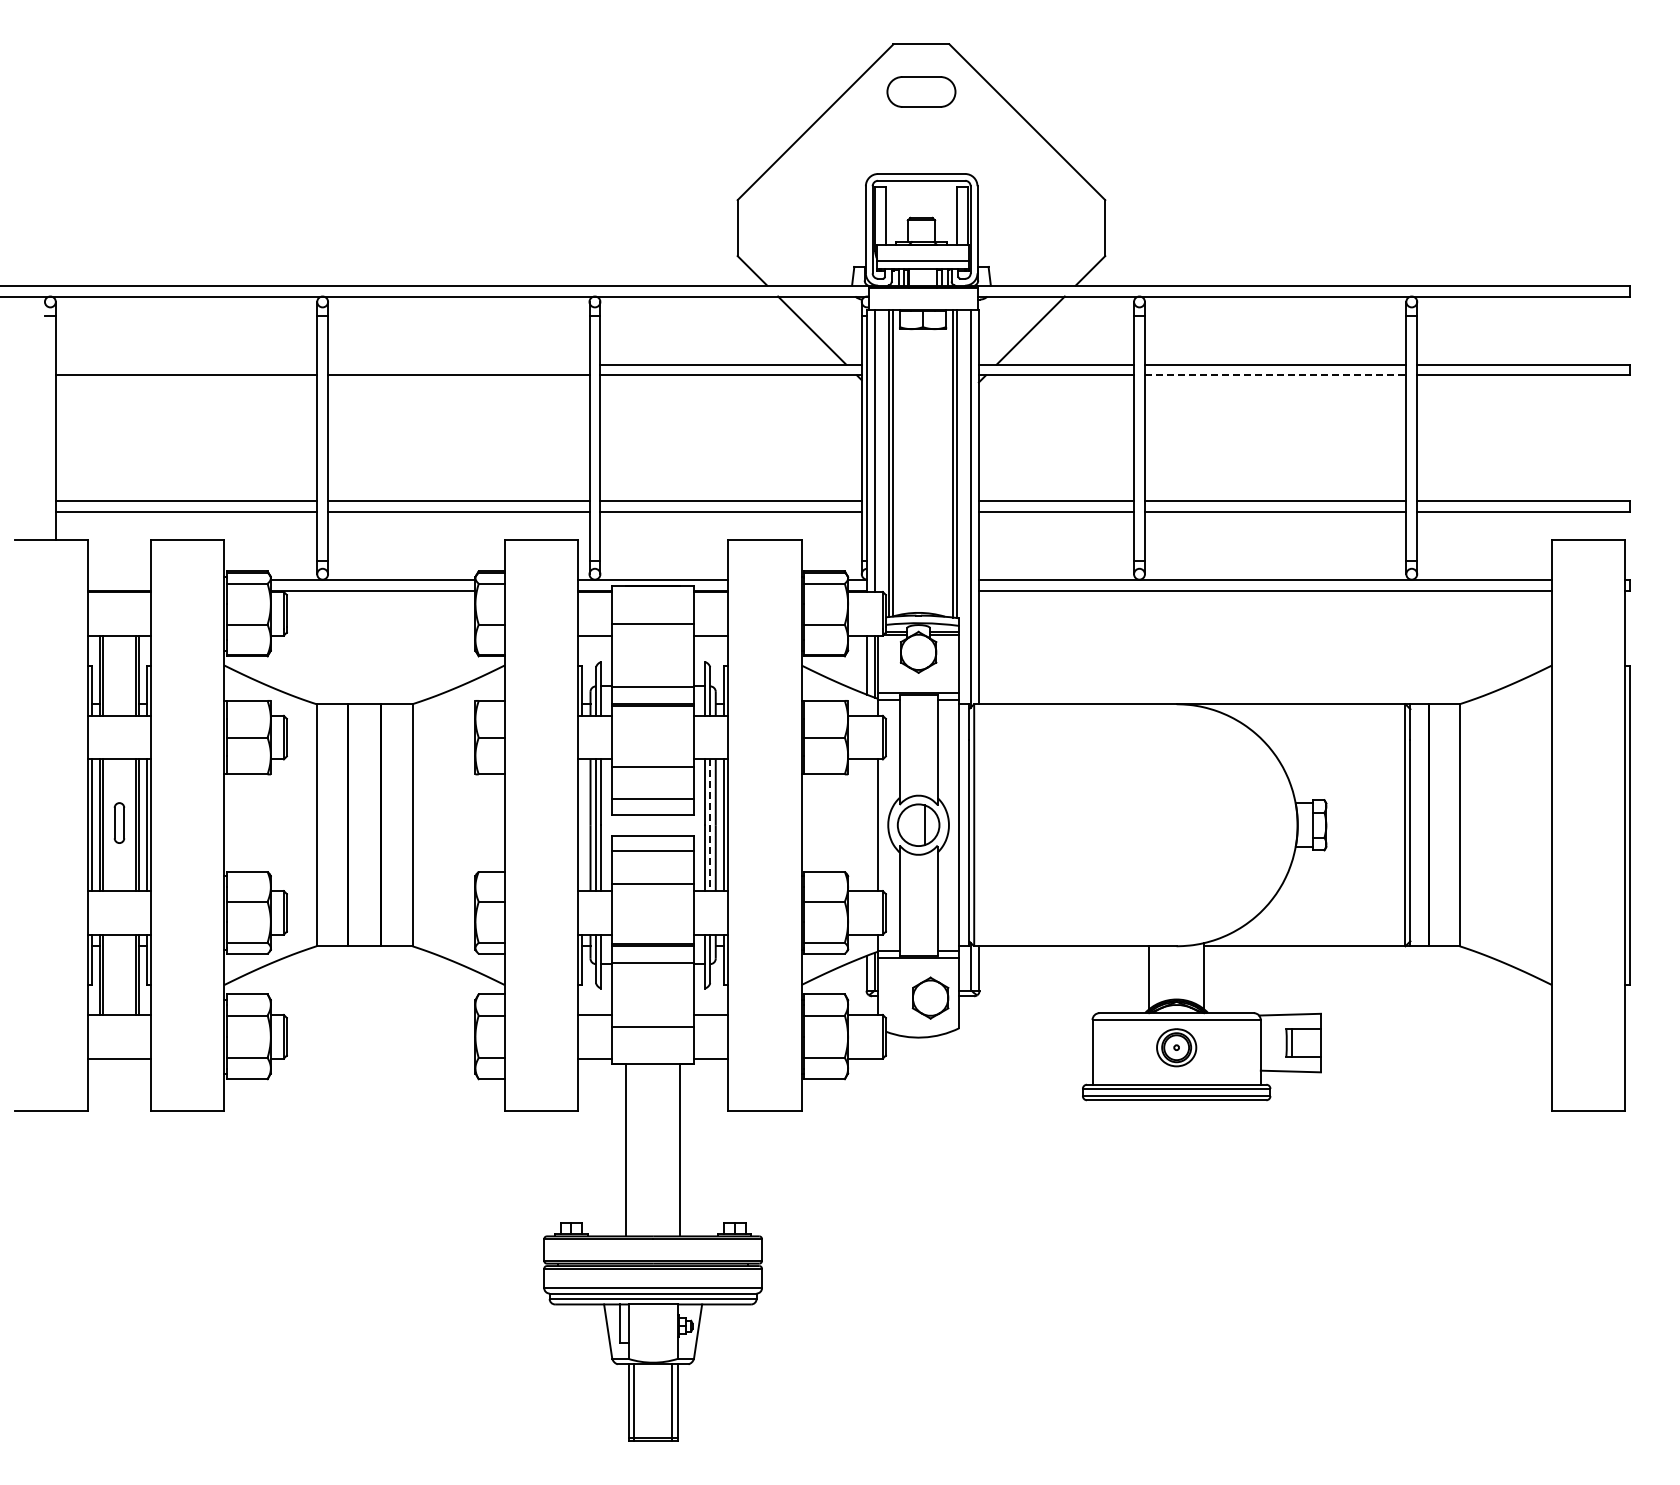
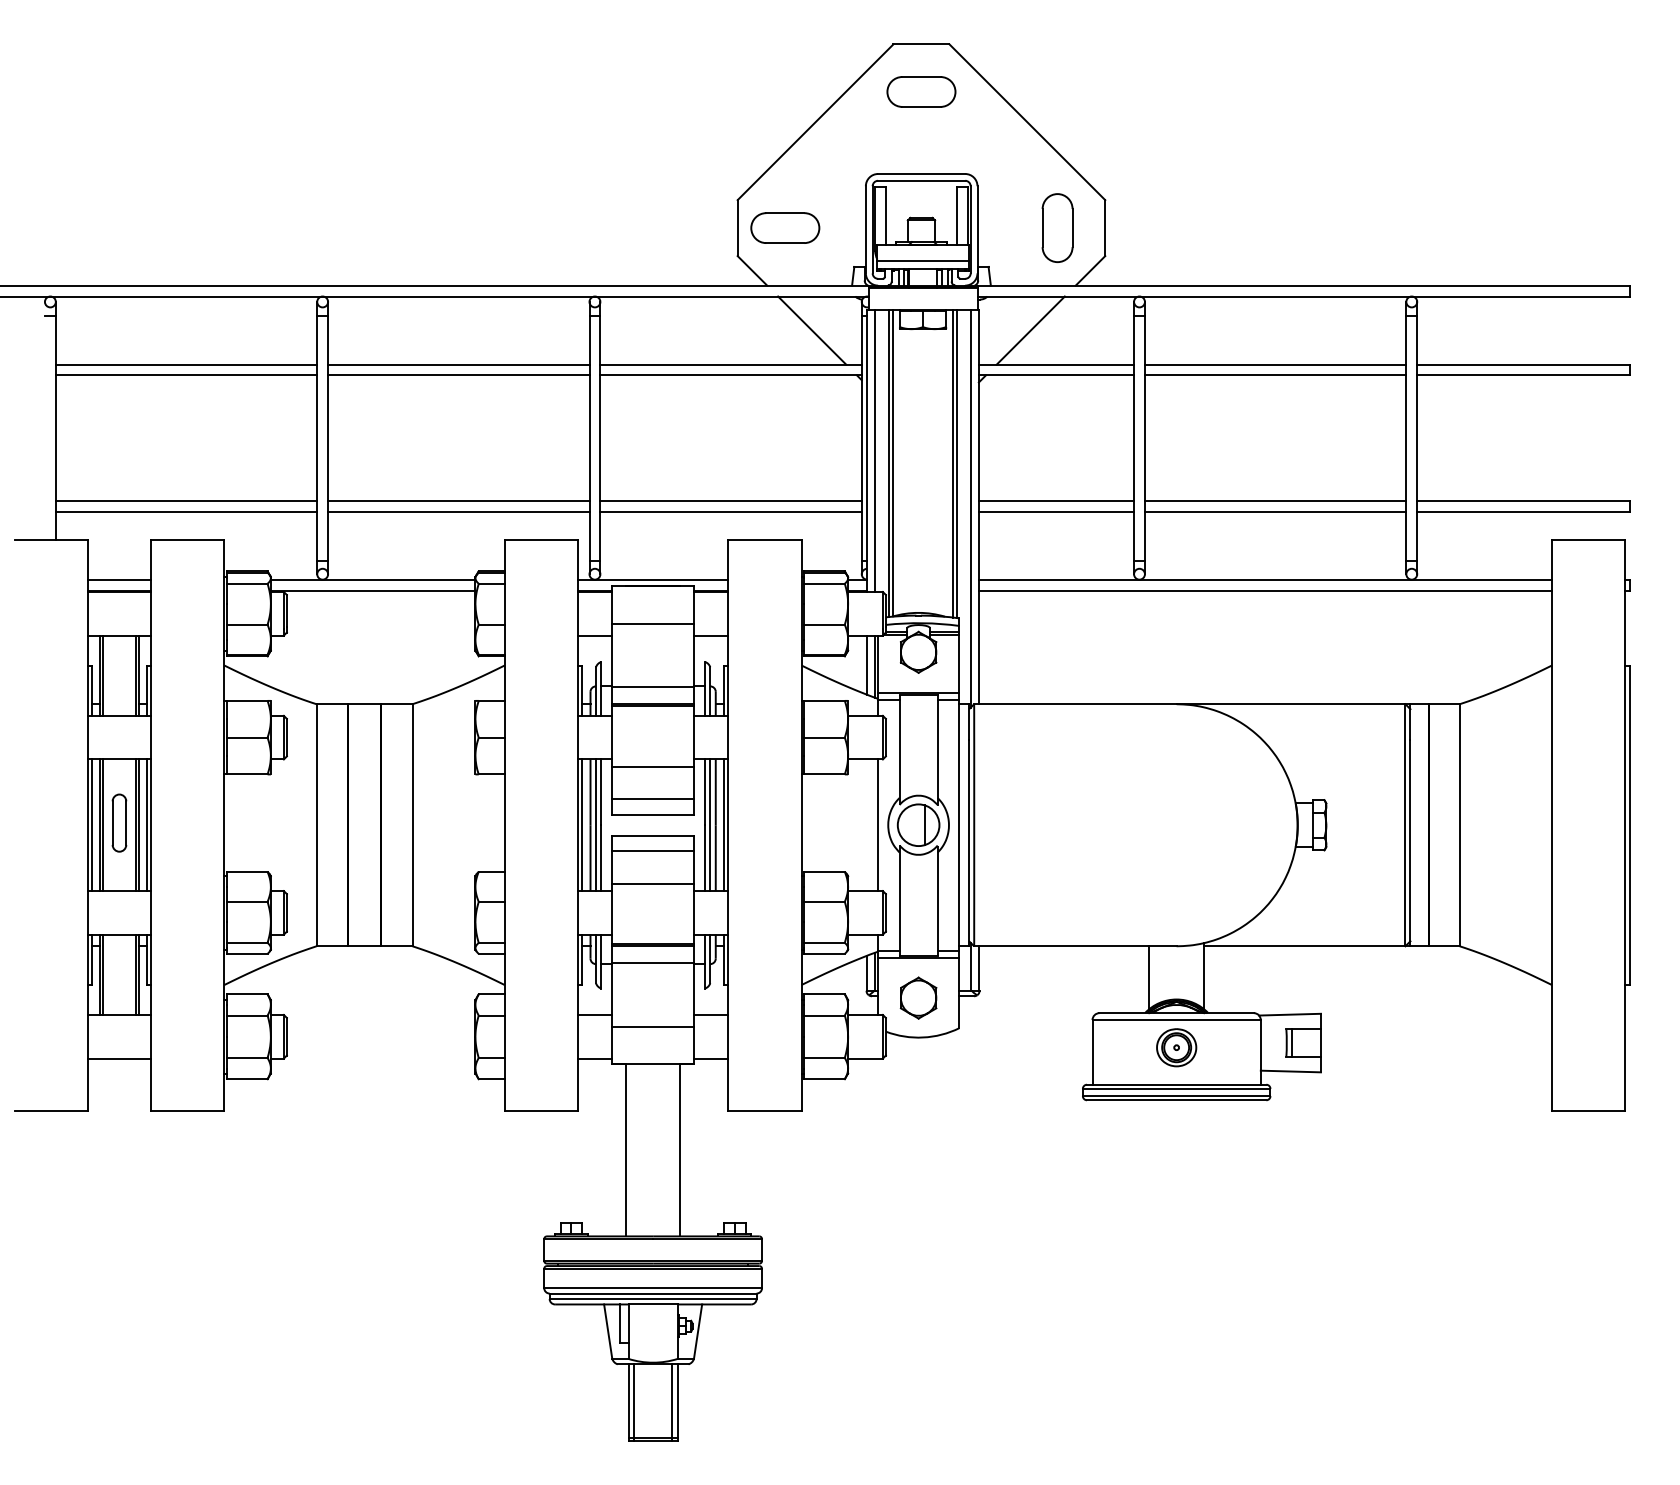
part: none -> present (785, 227)
part: none -> present (1057, 227)
line: none -> present (186, 364)
line: none -> present (458, 364)
line: dashed -> solid (1275, 375)
line: none -> present (119, 579)
part size: 13x42 px -> 17x60 px (119, 822)
line: none -> present (582, 825)
line: dashed -> solid (710, 825)
part position: (930, 997) -> (918, 997) (918, 997)
